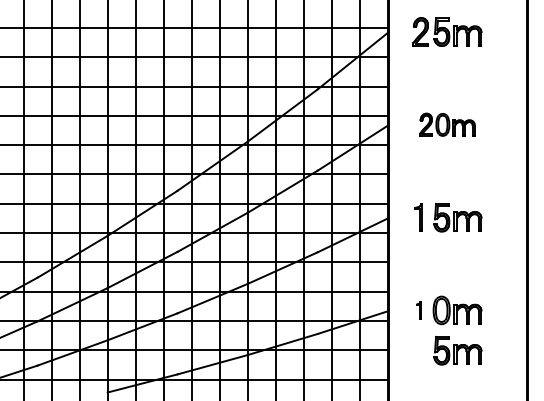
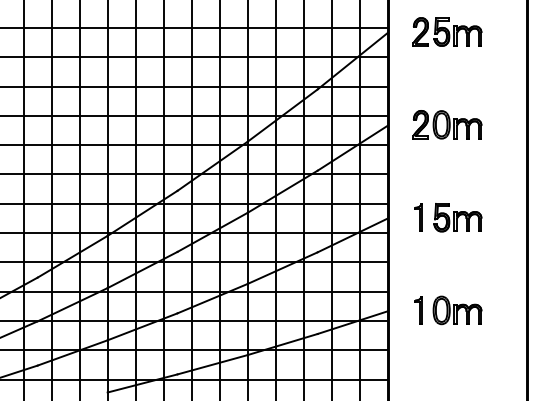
part size: 57x25 px -> 71x30 px (447, 124)
part size: 6x19 px -> 9x29 px (418, 310)
part: present -> none (457, 350)
